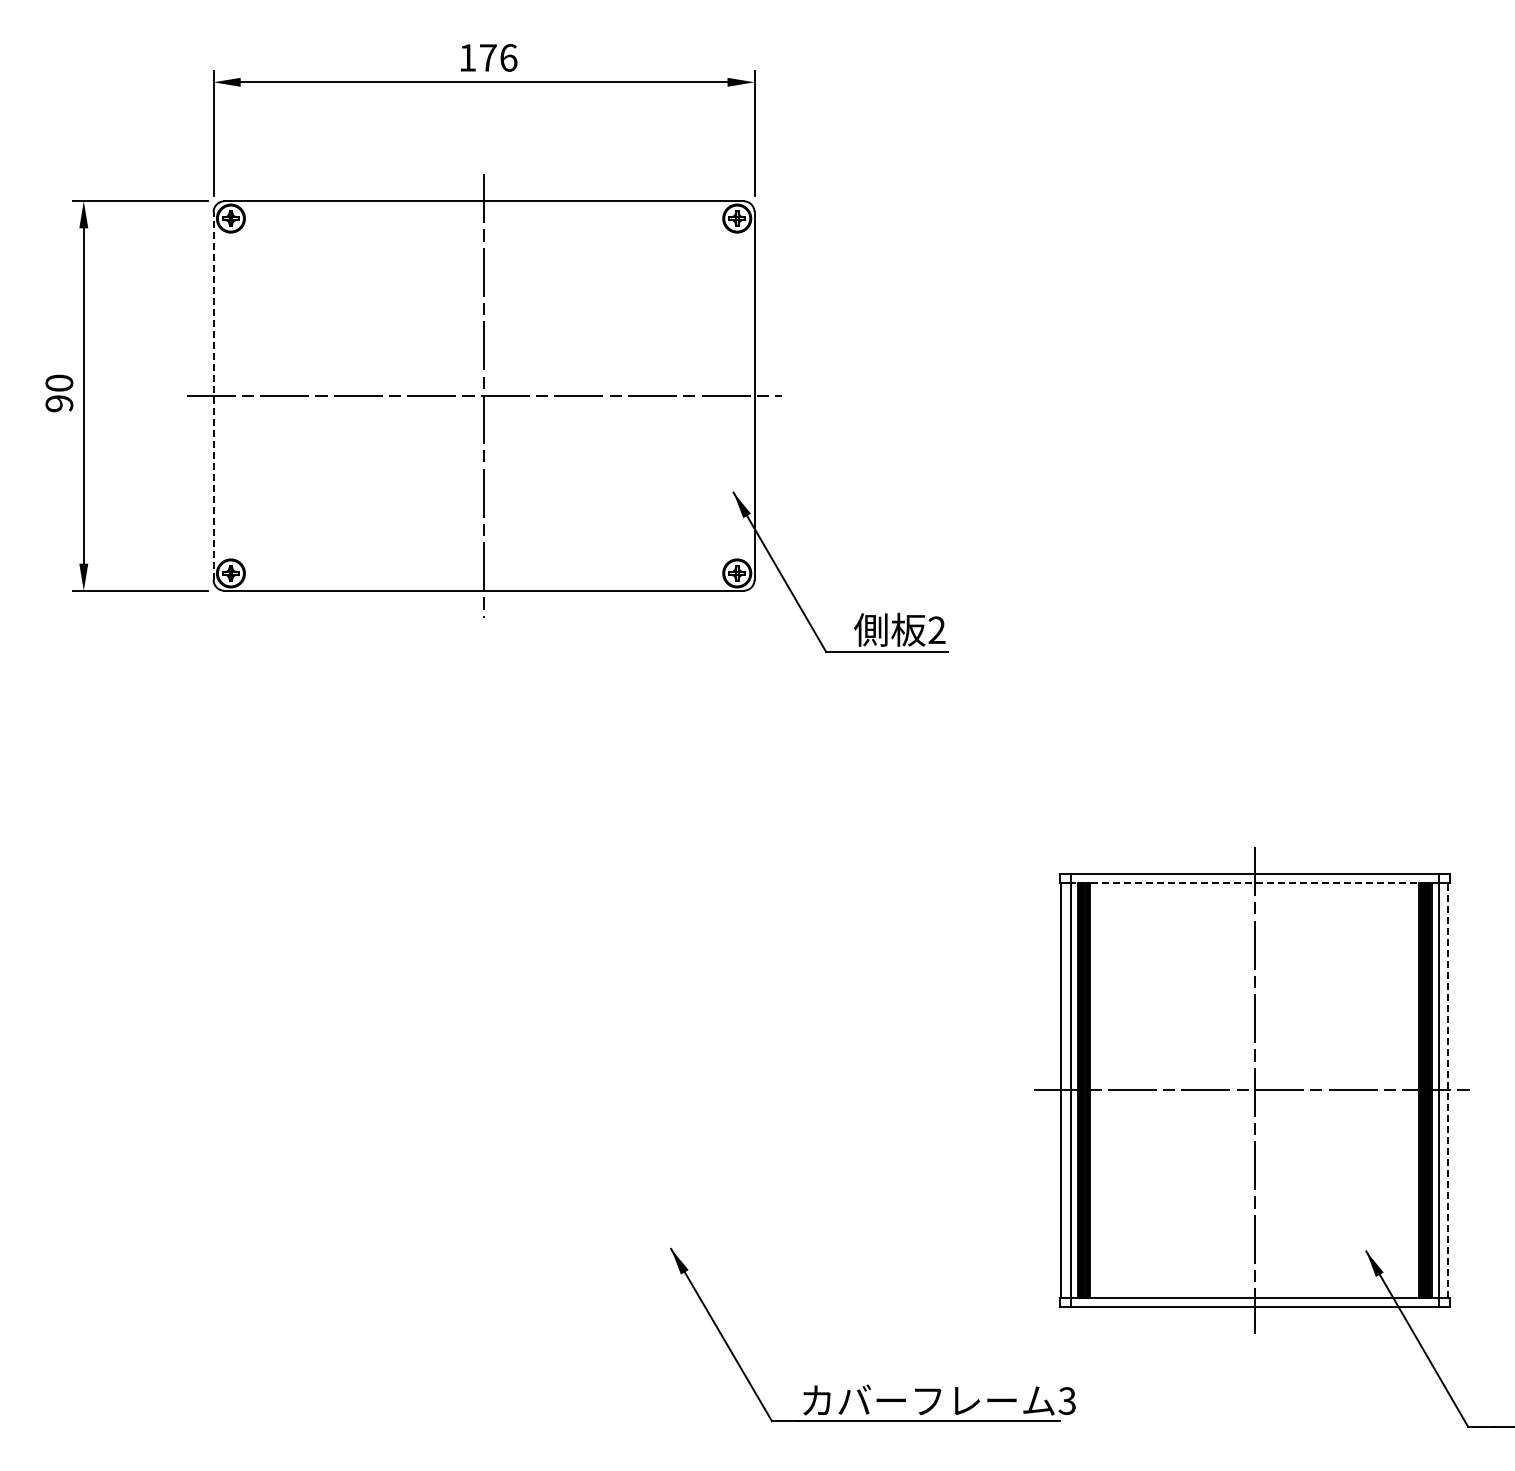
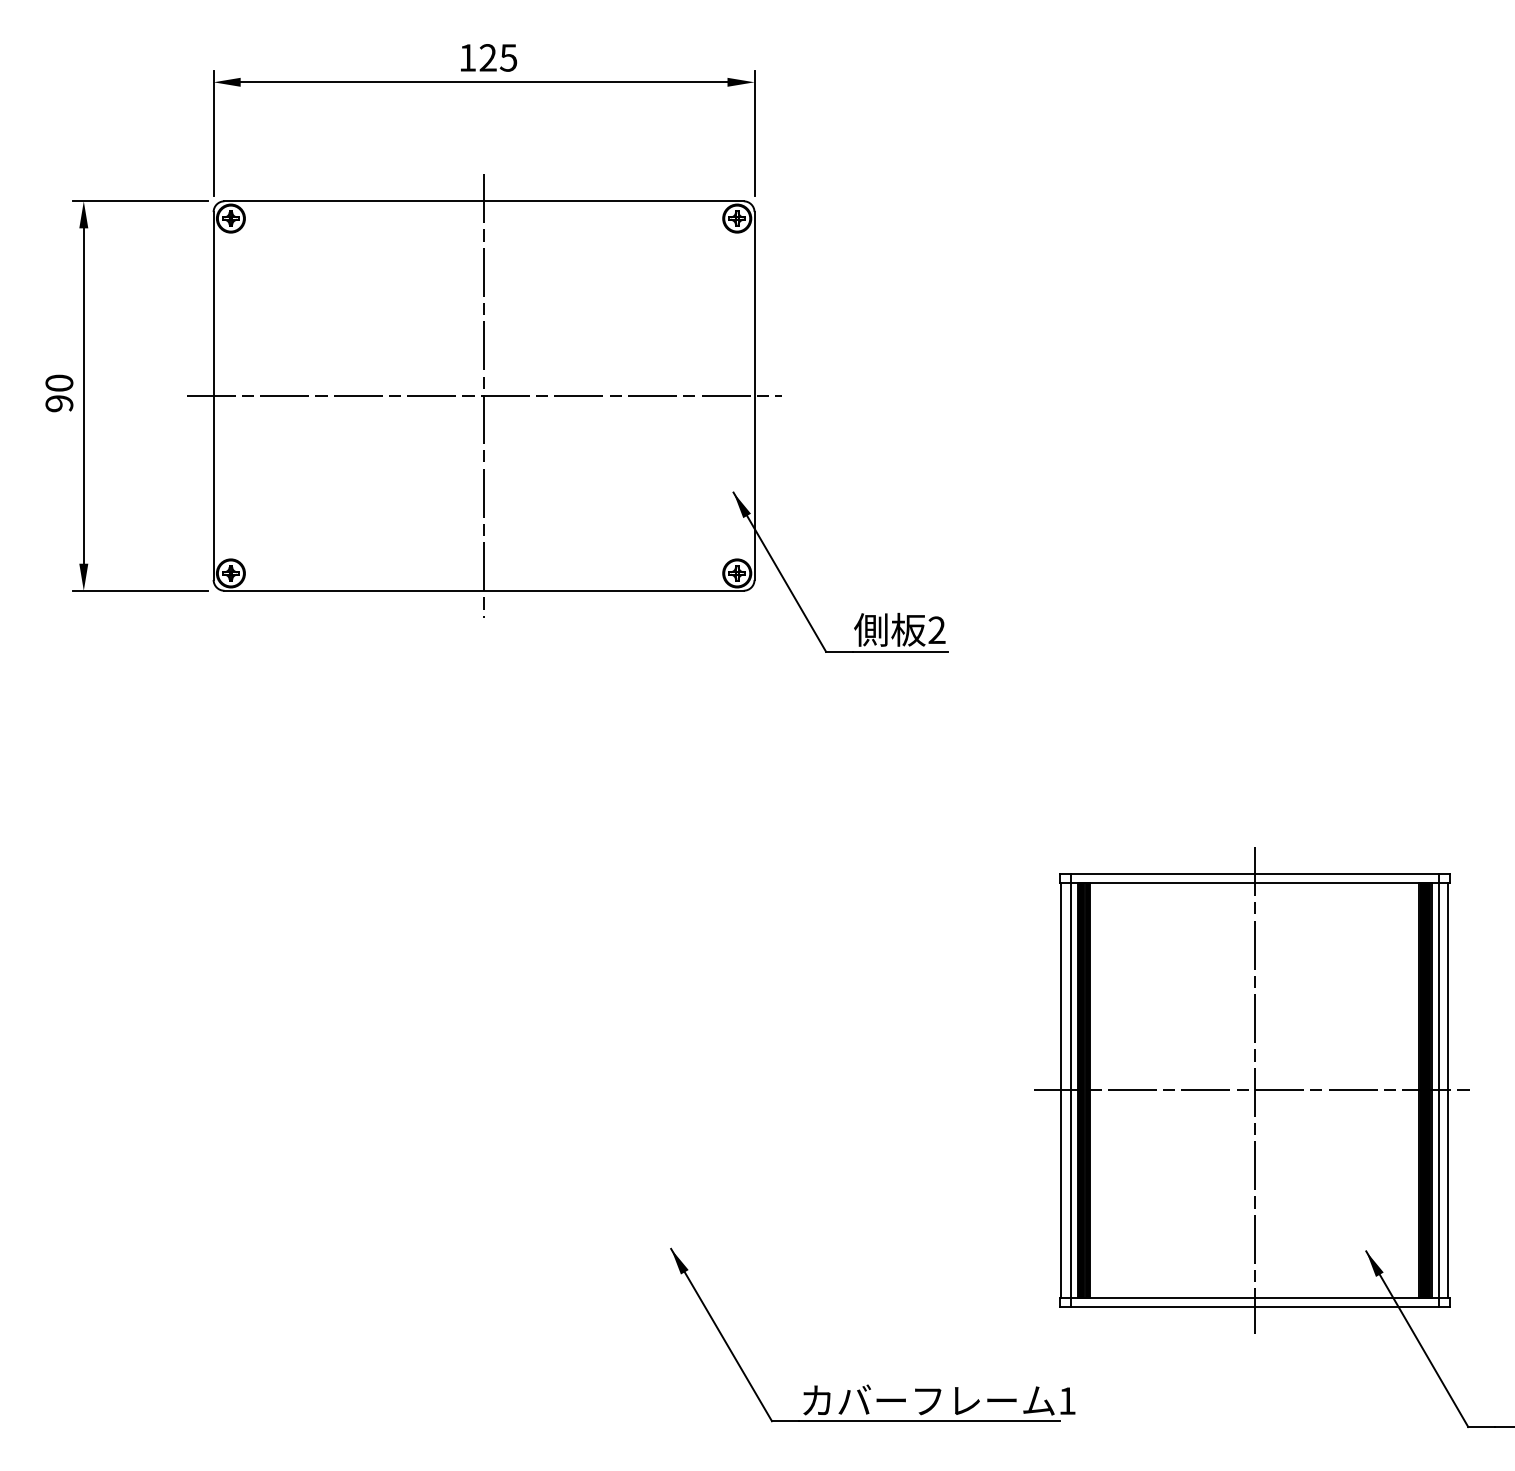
text: 176 -> 125 (498, 57)
line: dashed -> solid (213, 396)
line: dashed -> solid (1254, 882)
line: dashed -> solid (1448, 1090)
text: 3 -> 1 (1066, 1400)
